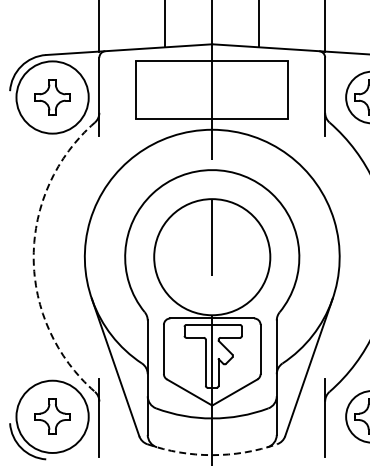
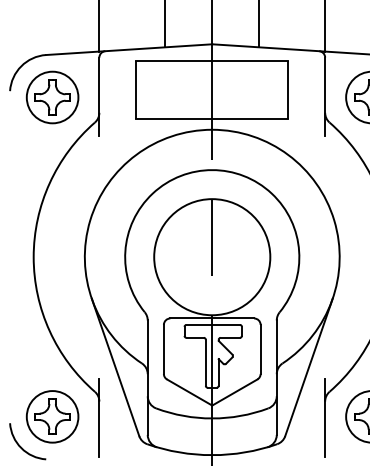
circle diameter: 72 px -> 52 px (52, 97)
arc: dashed -> solid (33, 257)
circle diameter: 72 px -> 52 px (52, 416)
arc: dashed -> solid (212, 455)
